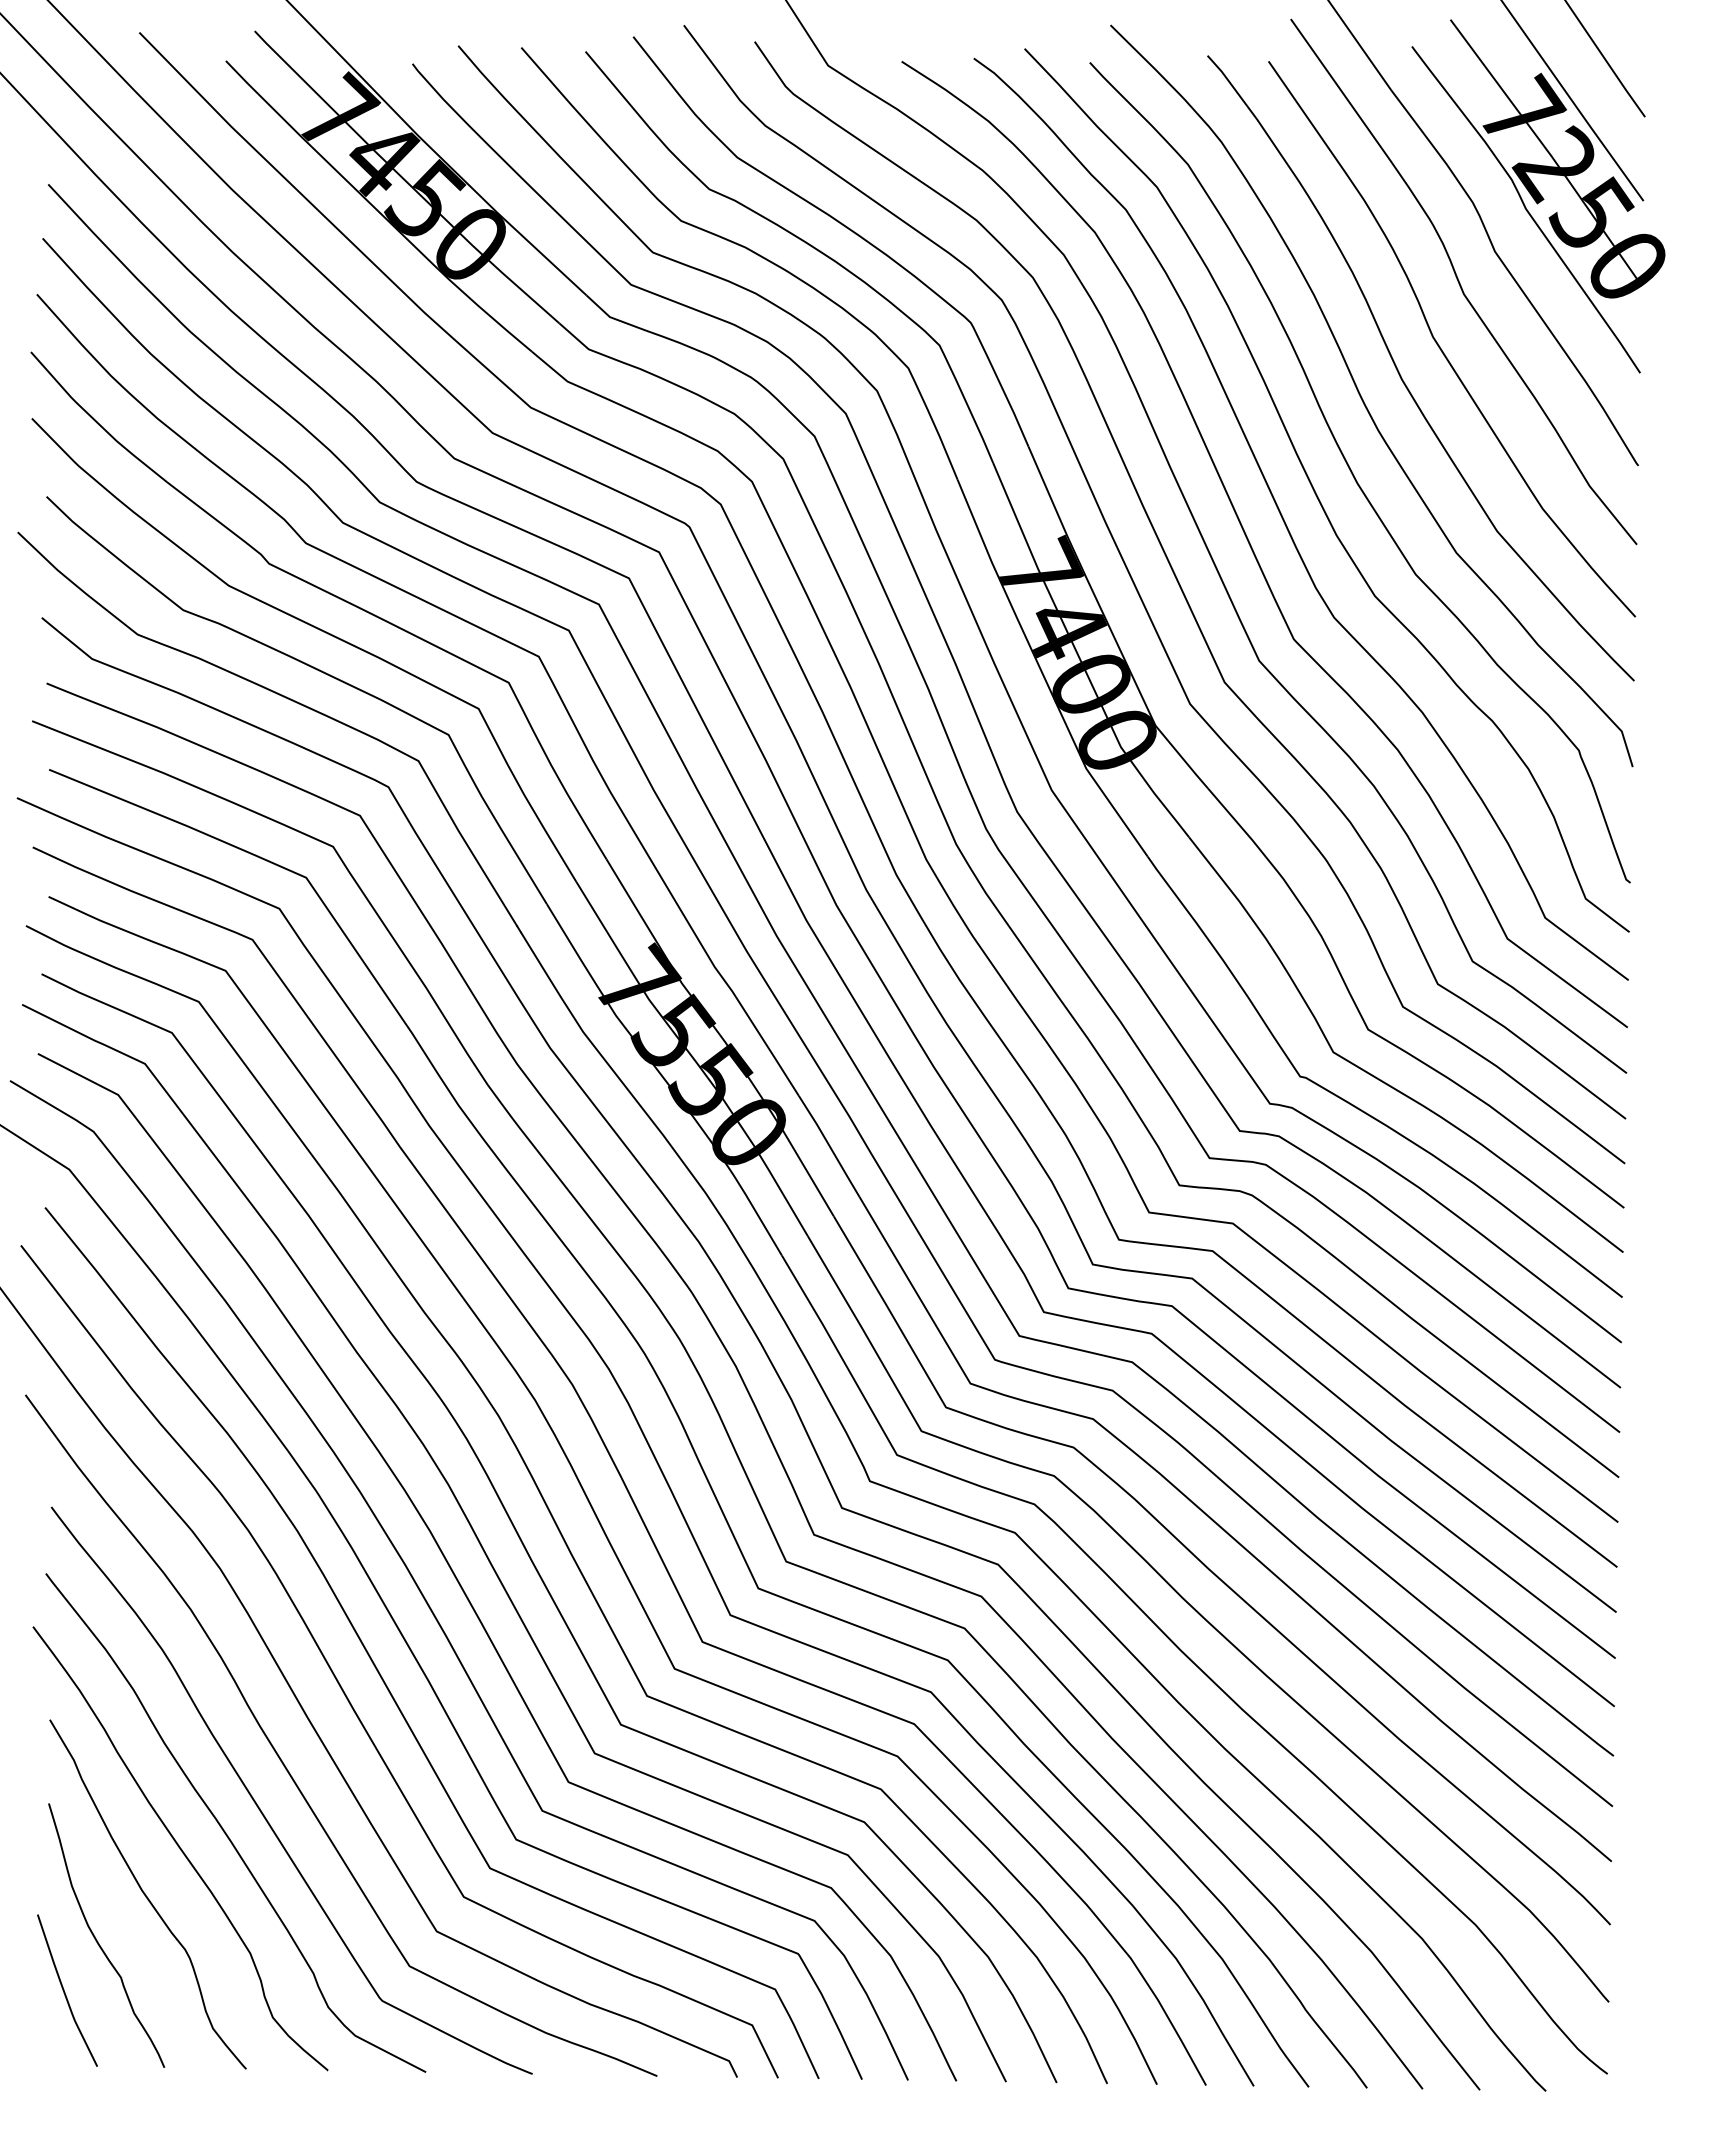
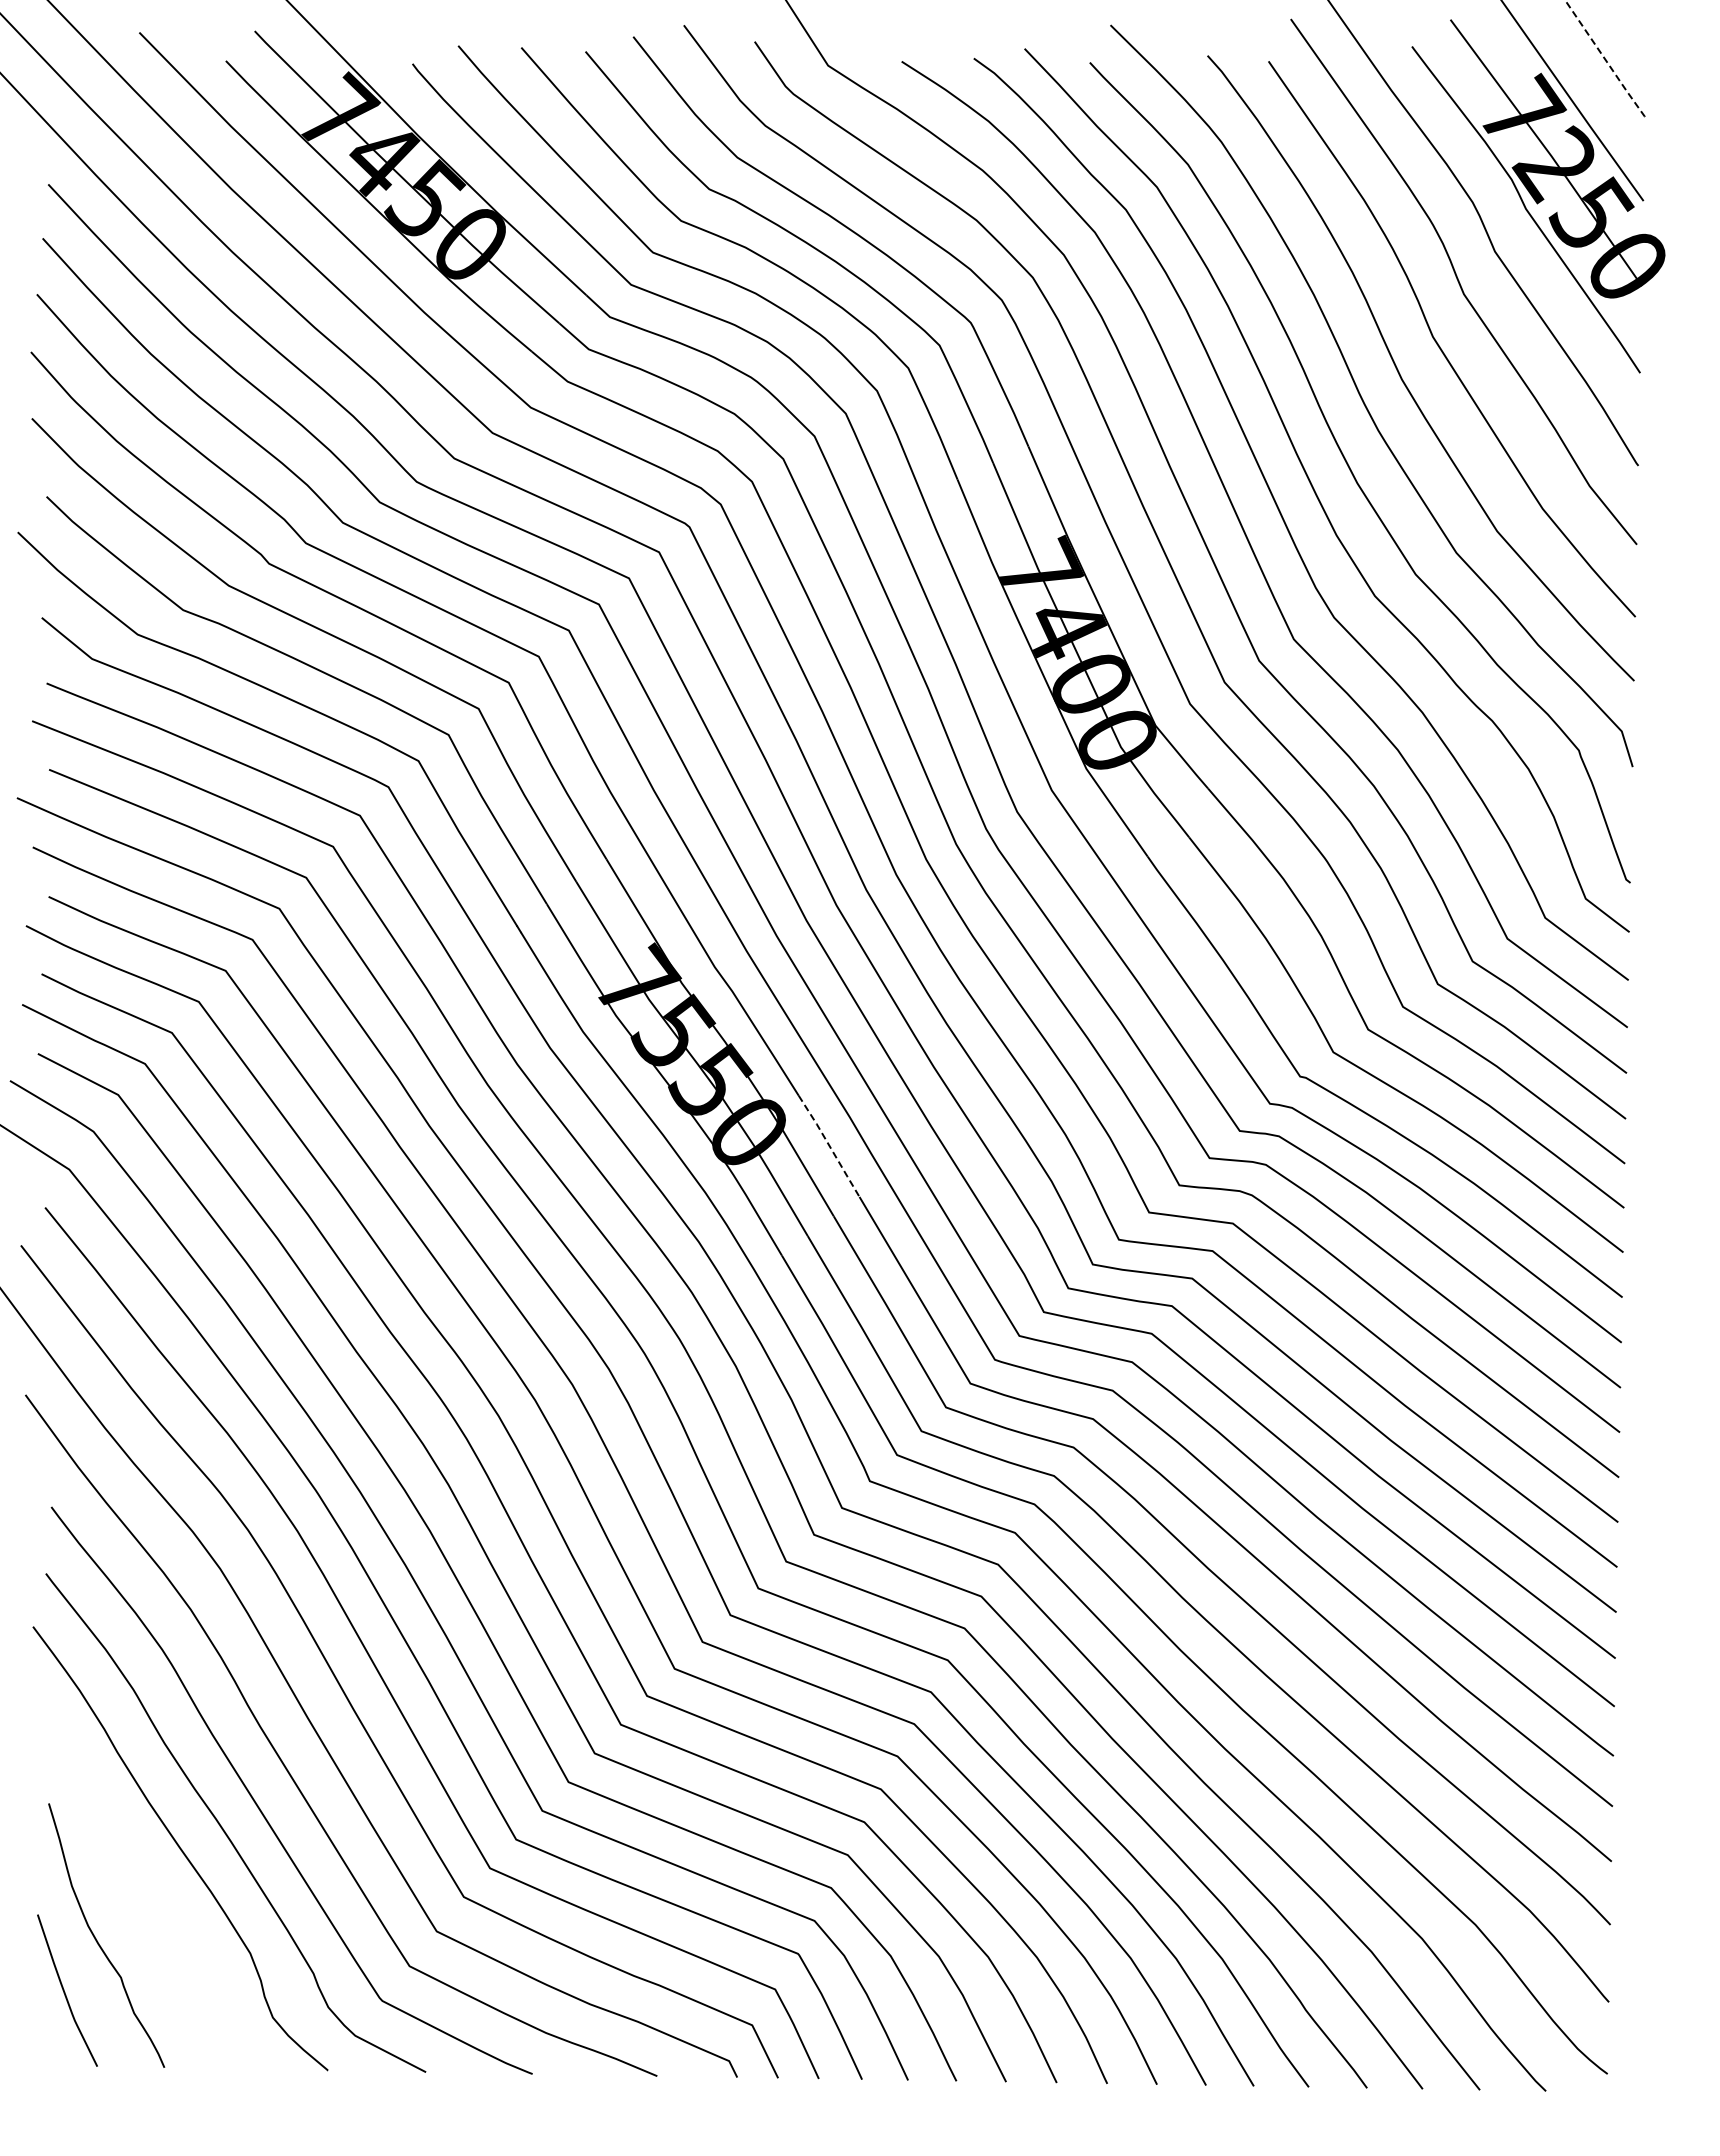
line: solid -> dashed (1606, 60)
line: solid -> dashed (829, 1146)
curve: present -> none (146, 1895)
